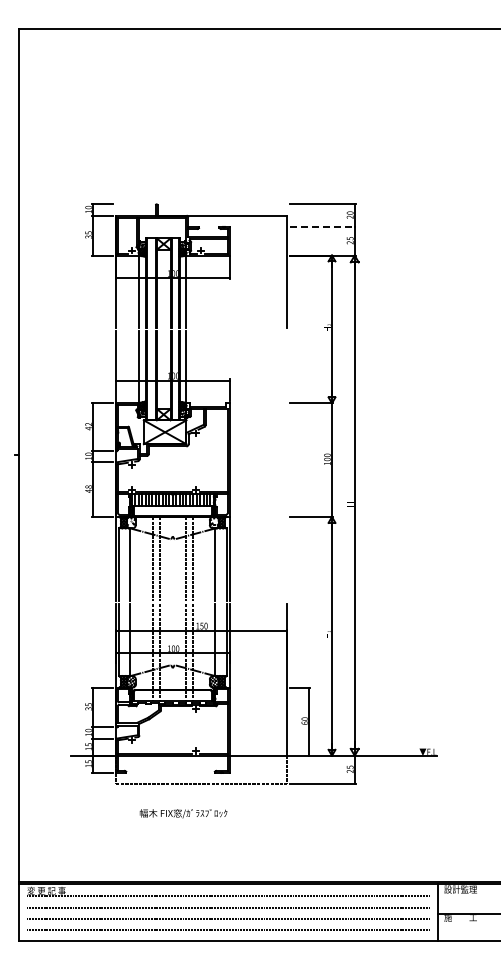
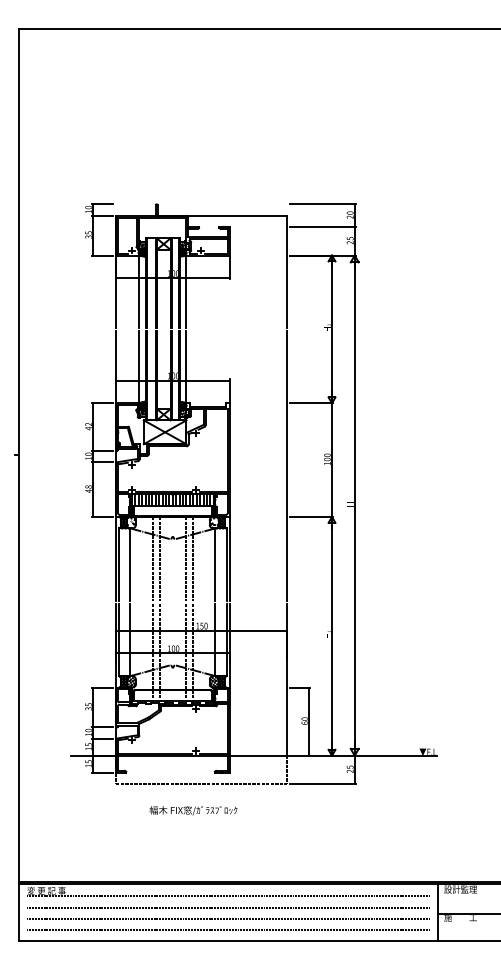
line: dashed -> solid (322, 227)
line: none -> present (286, 465)
text position: (183, 813) -> (193, 810) (193, 810)
